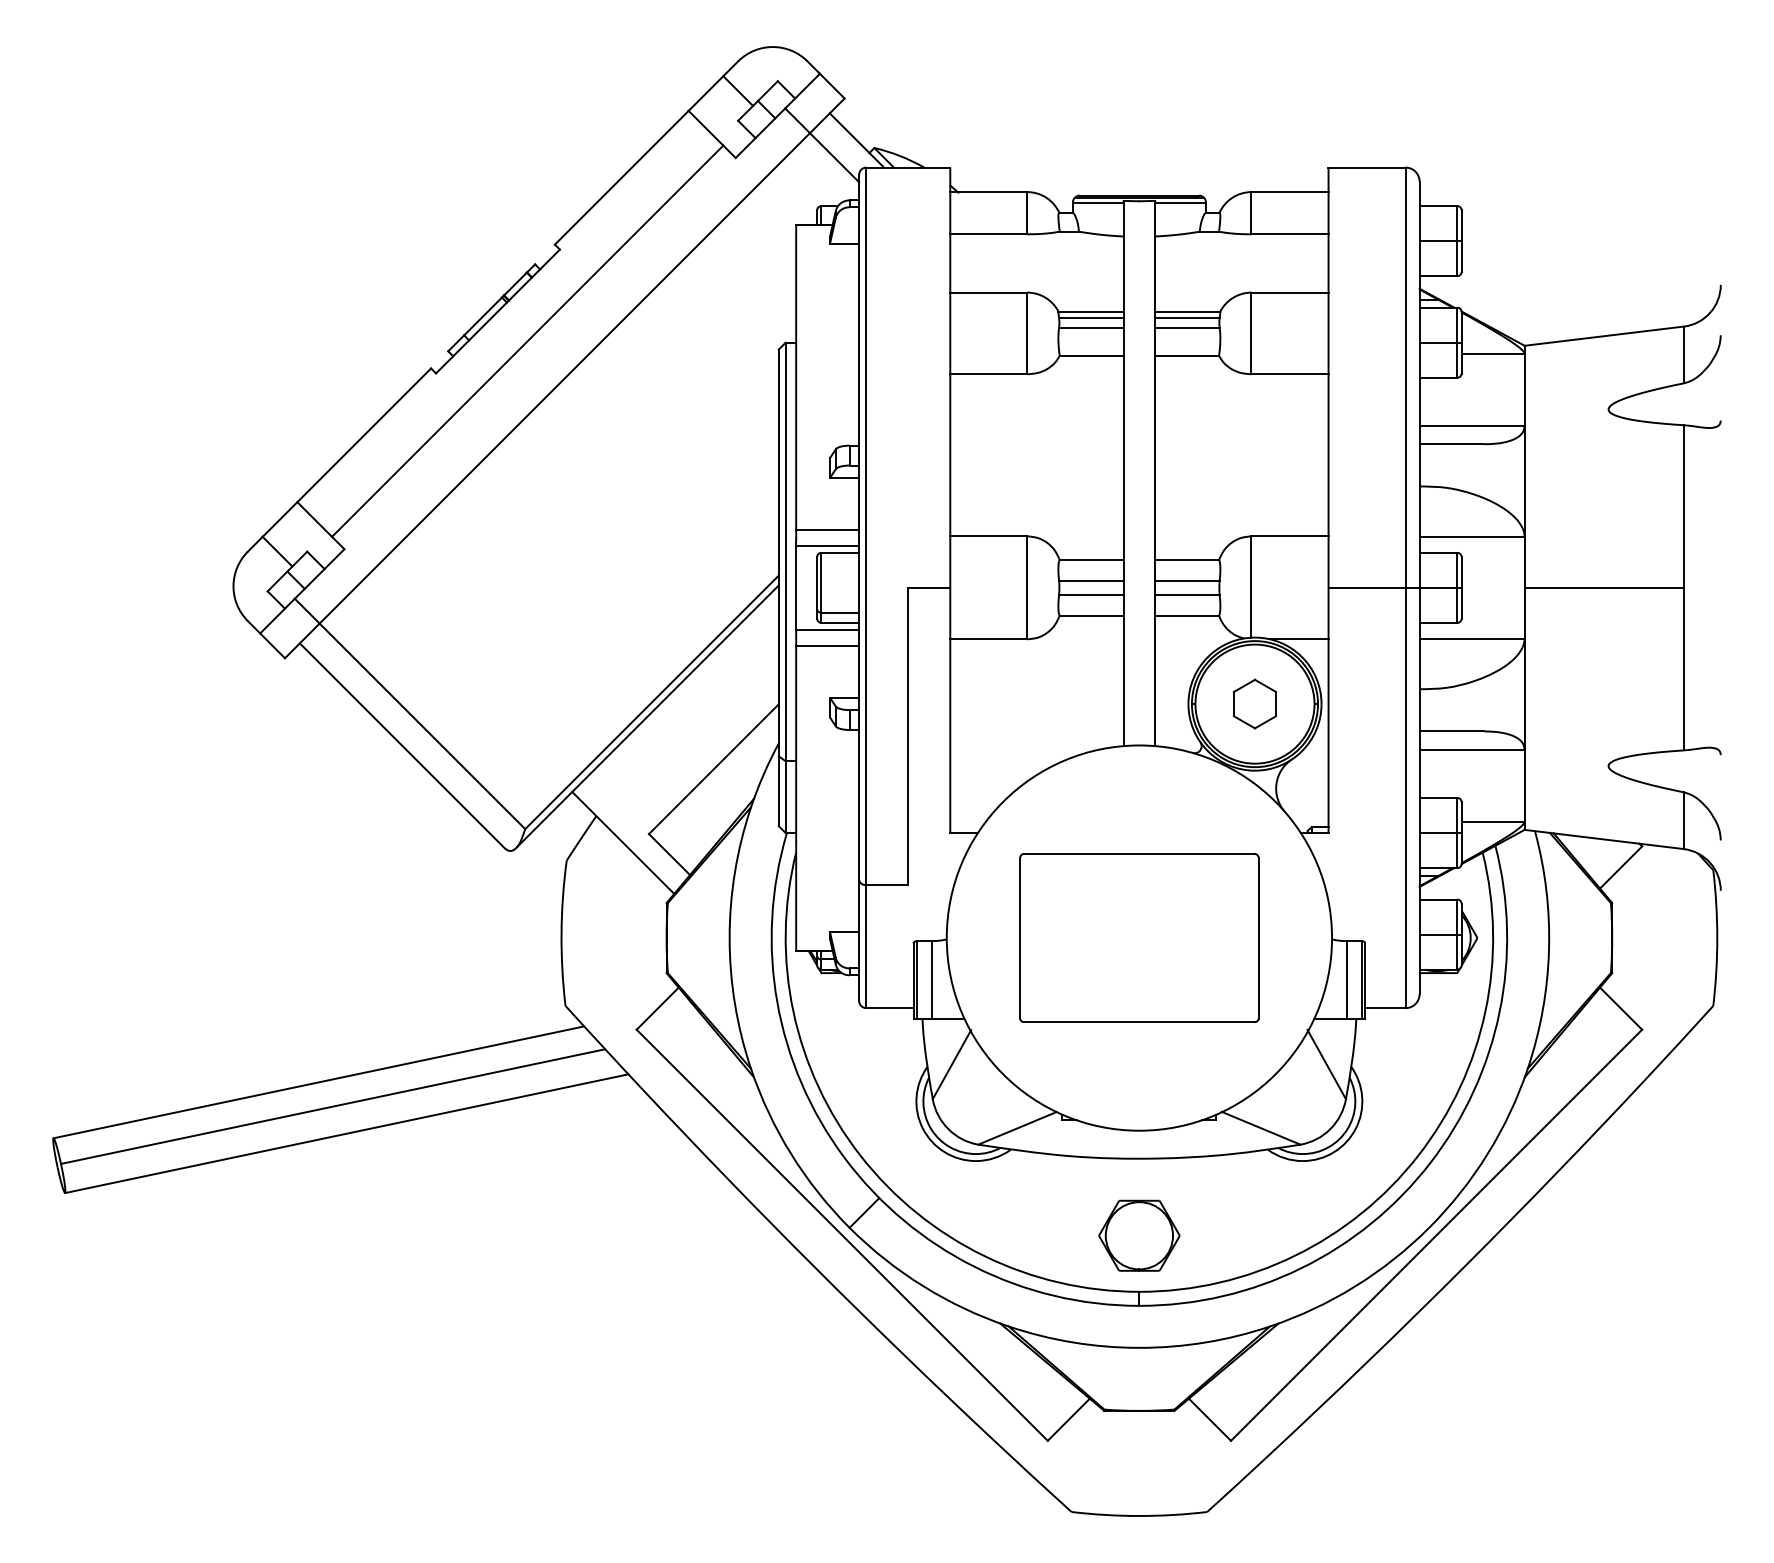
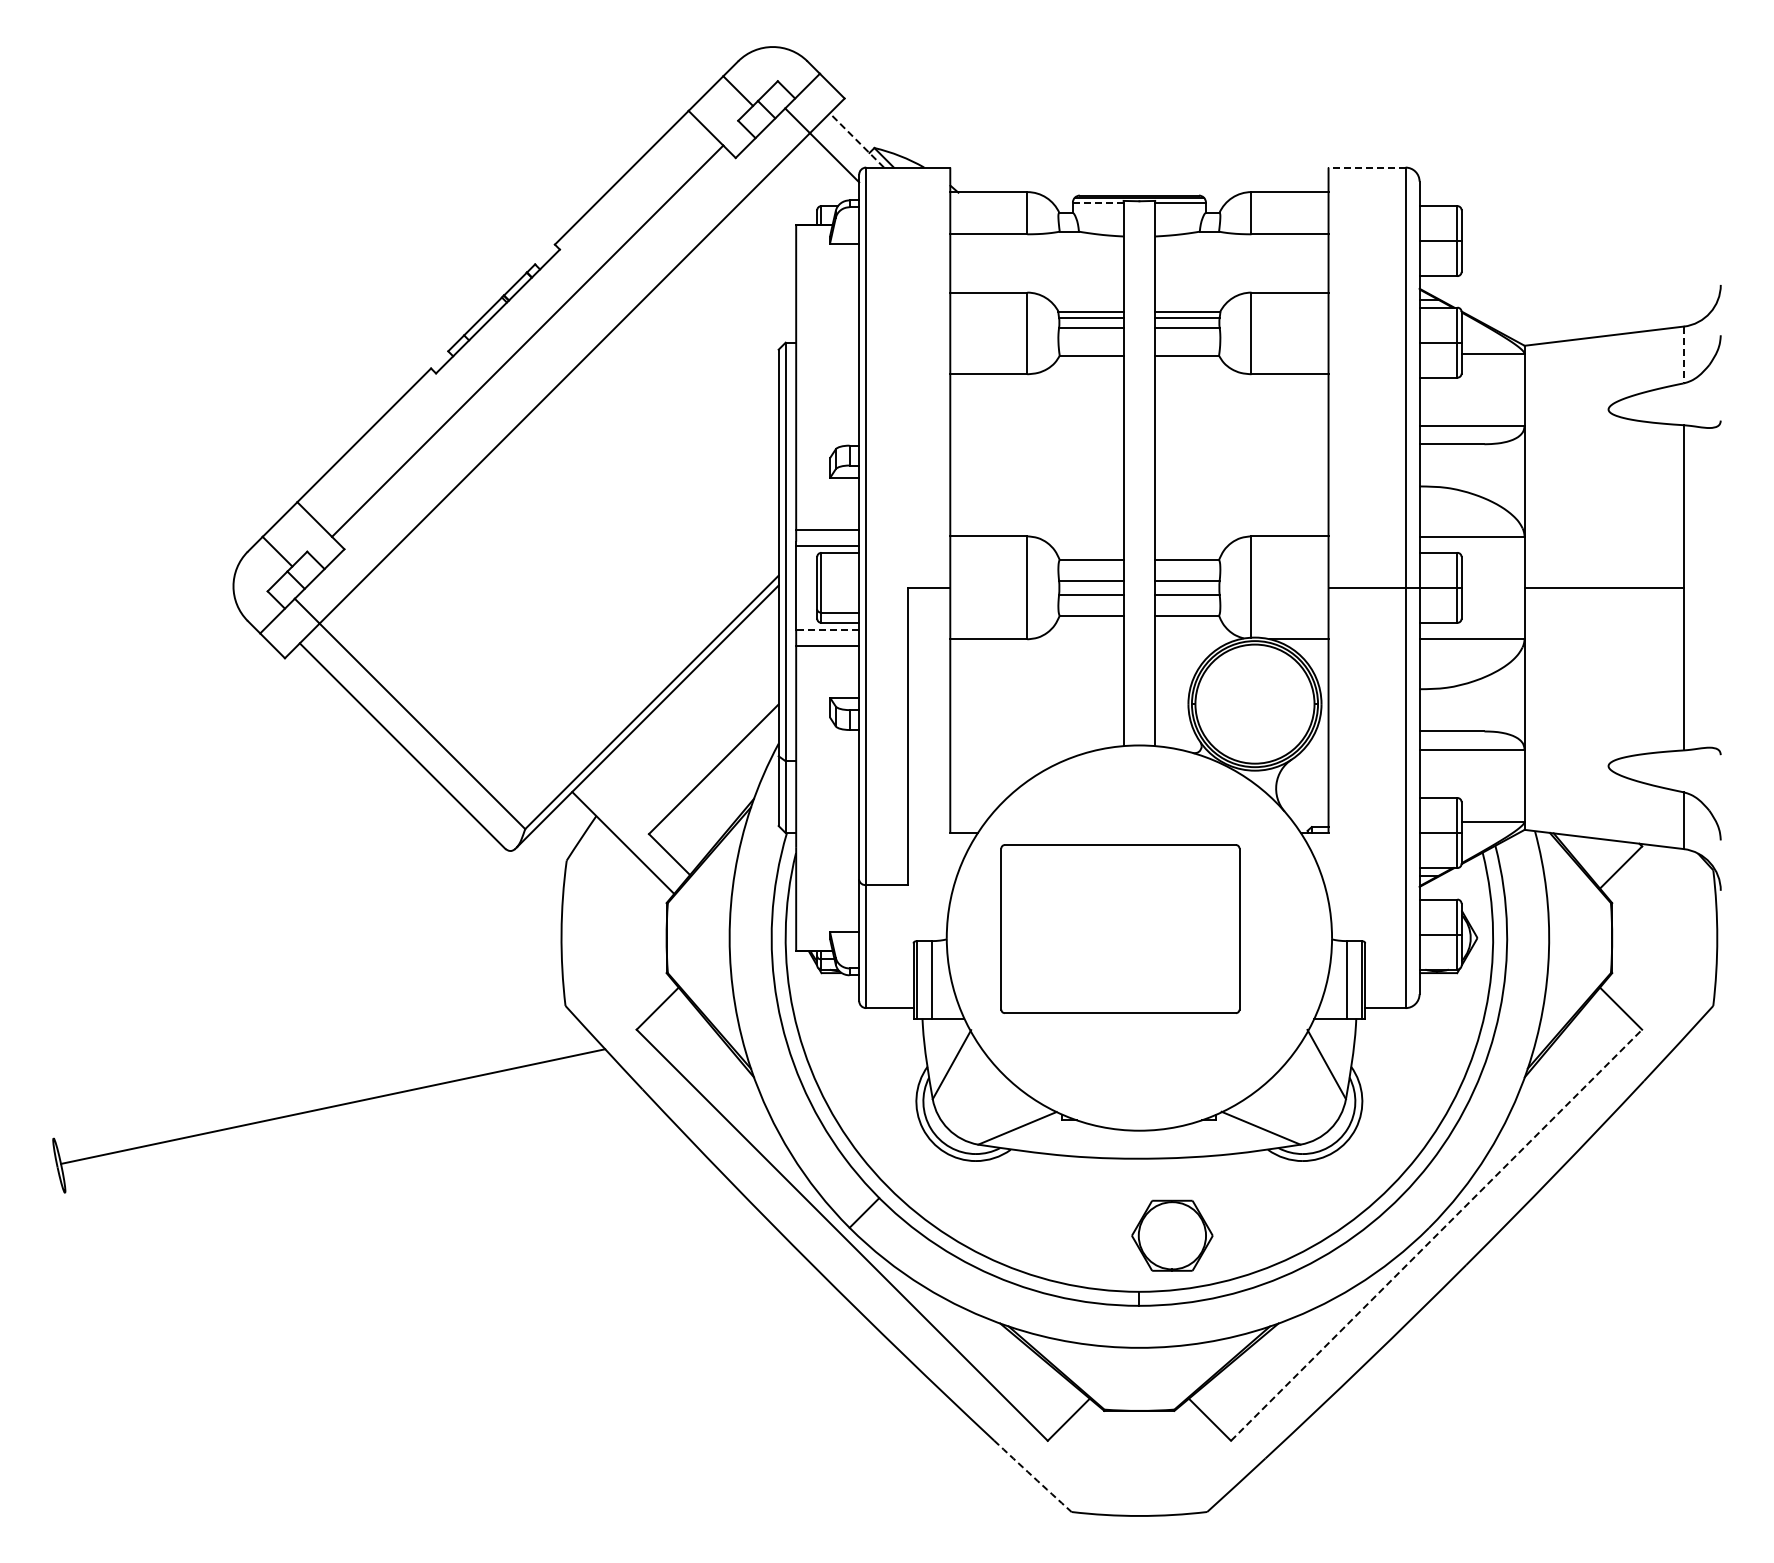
line: solid -> dashed (856, 140)
line: solid -> dashed (1366, 167)
line: solid -> dashed (1098, 202)
line: solid -> dashed (1683, 355)
line: solid -> dashed (827, 629)
part: present -> none (1254, 703)
part position: (1139, 937) -> (1120, 928) (1120, 928)
line: present -> none (318, 1082)
line: present -> none (346, 1133)
part position: (1139, 1235) -> (1172, 1235) (1172, 1235)
line: solid -> dashed (1436, 1235)
arc: solid -> dashed (1032, 1476)
